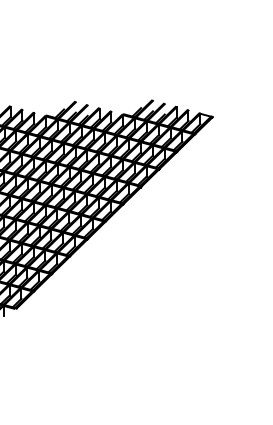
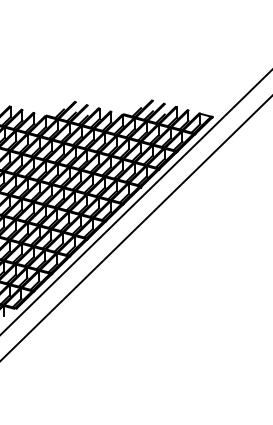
line: none -> present (135, 202)
line: none -> present (135, 228)
